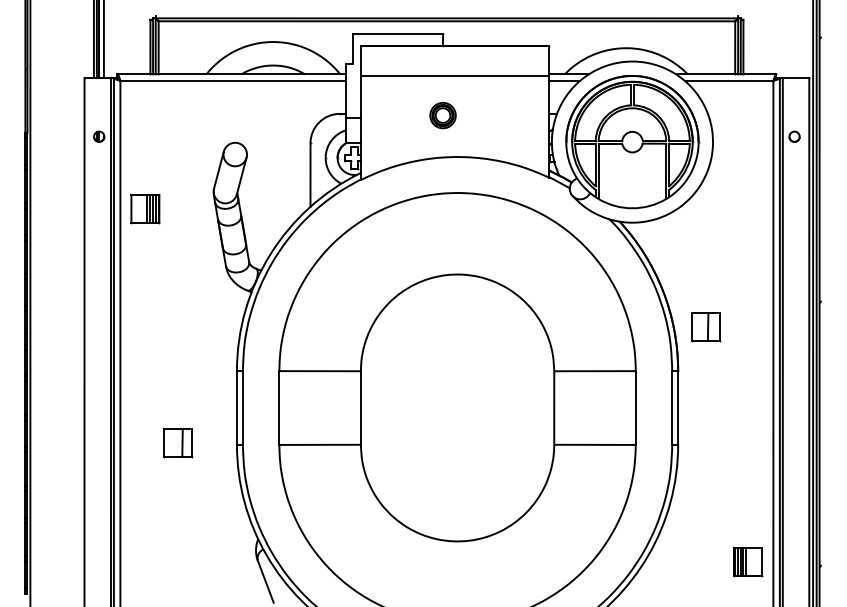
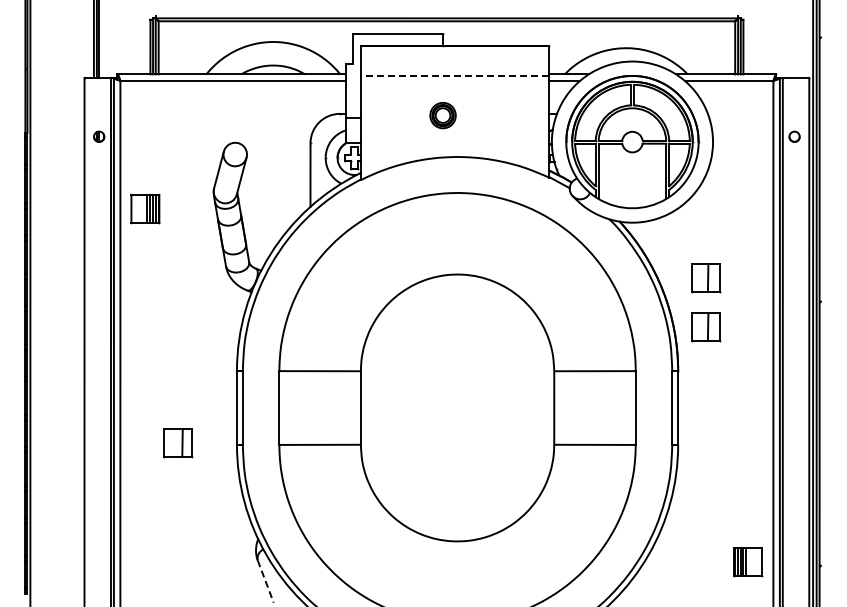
line: present -> none (103, 39)
line: solid -> dashed (454, 75)
part: none -> present (706, 278)
line: solid -> dashed (265, 581)
